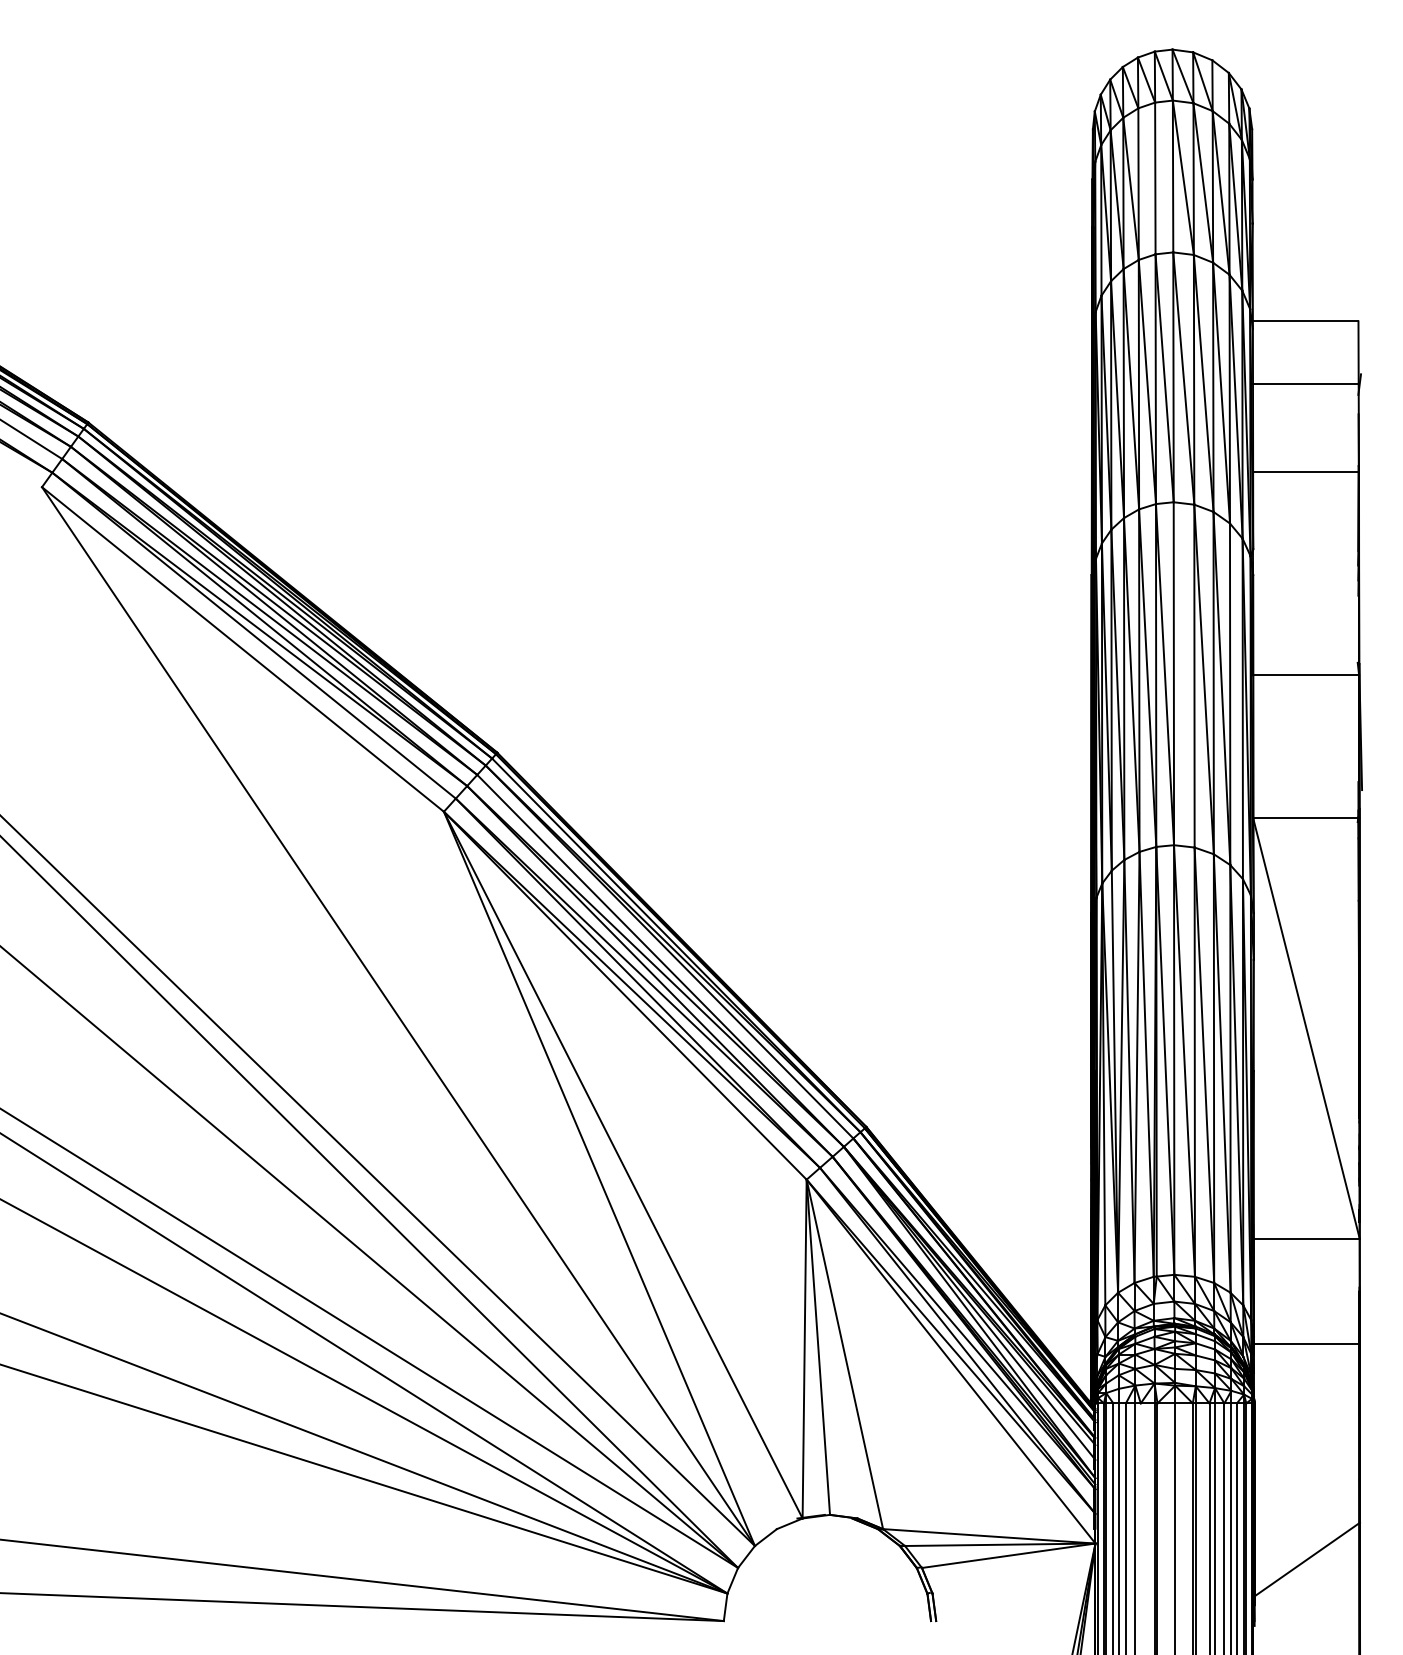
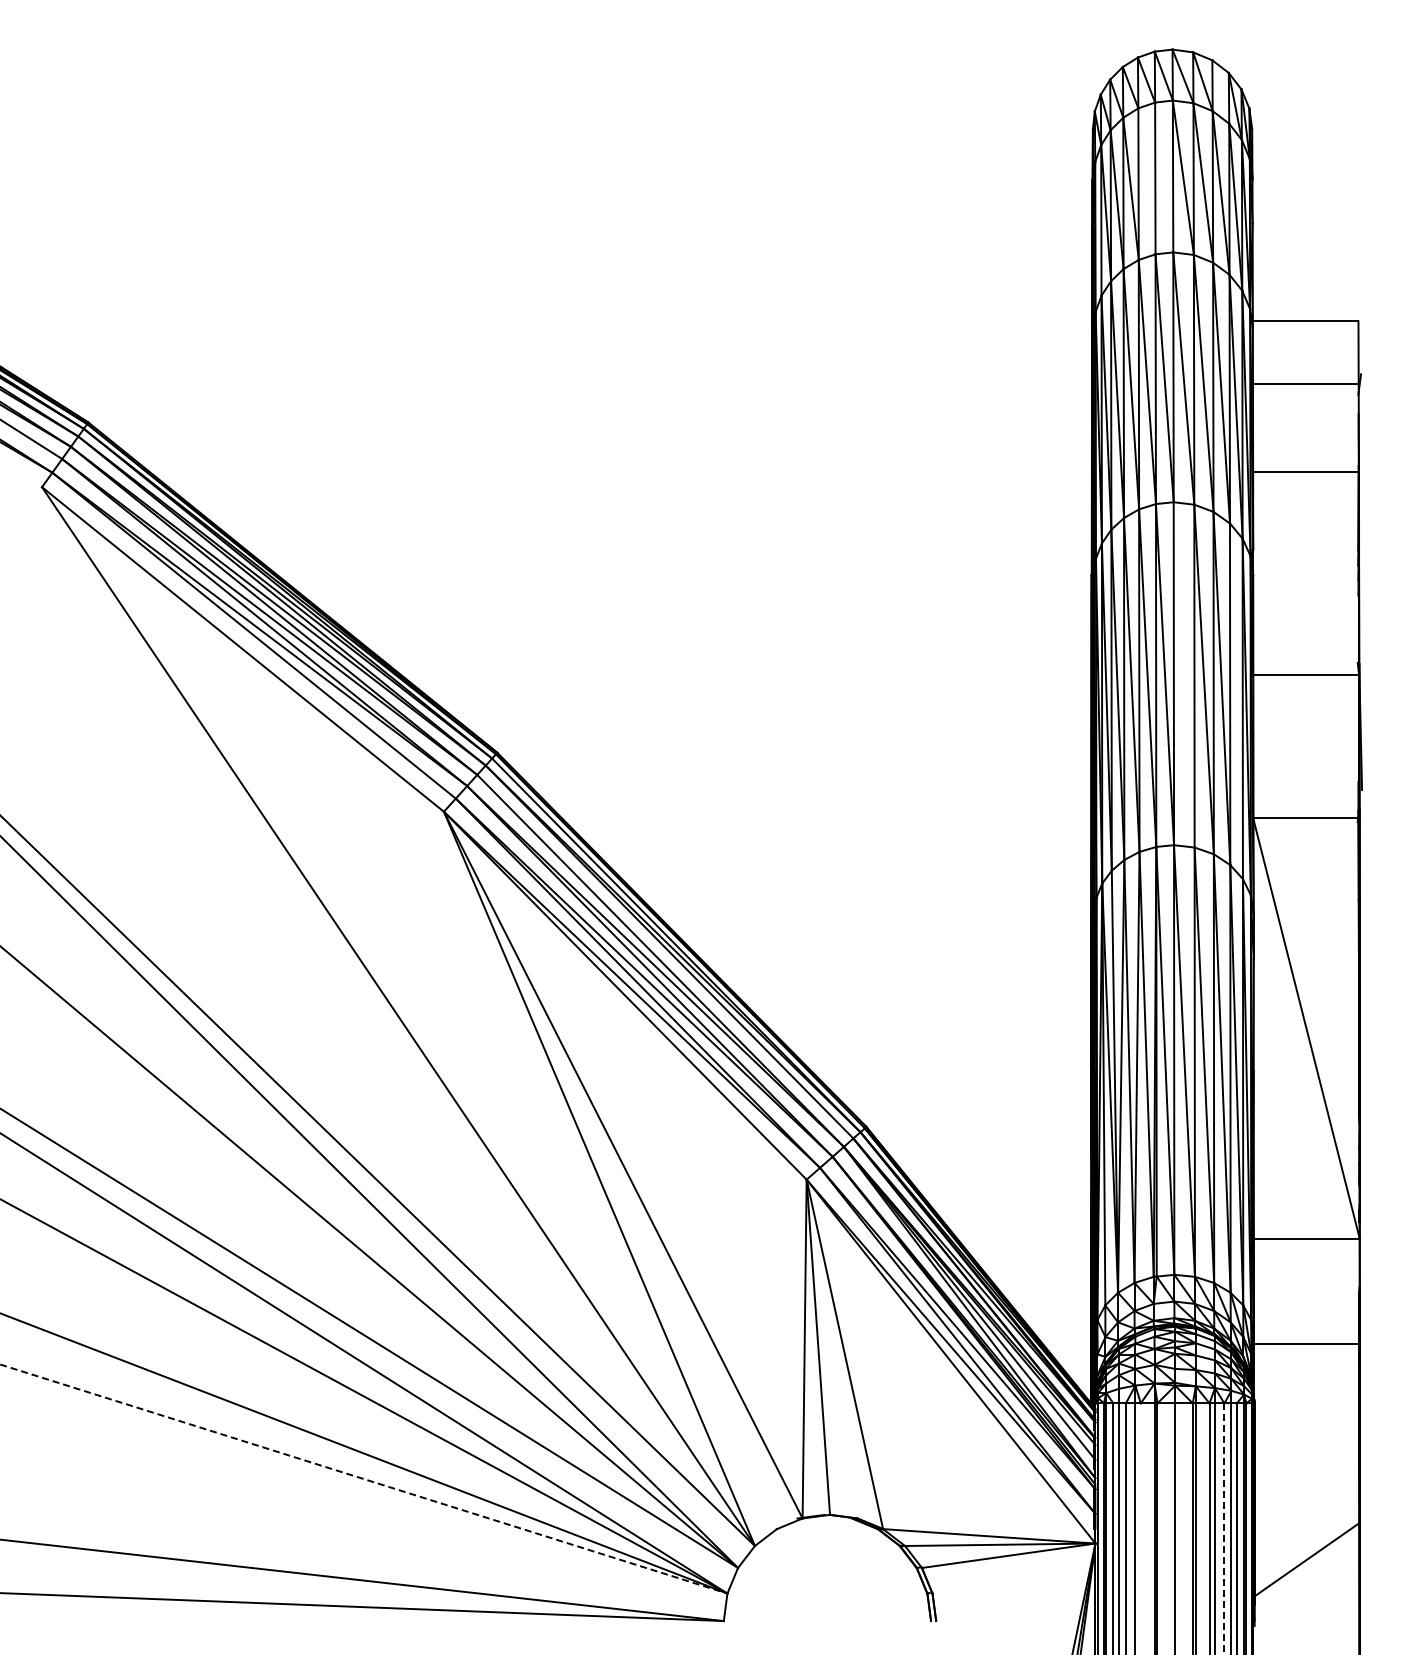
line: solid -> dashed (364, 1479)
line: solid -> dashed (1224, 1529)
